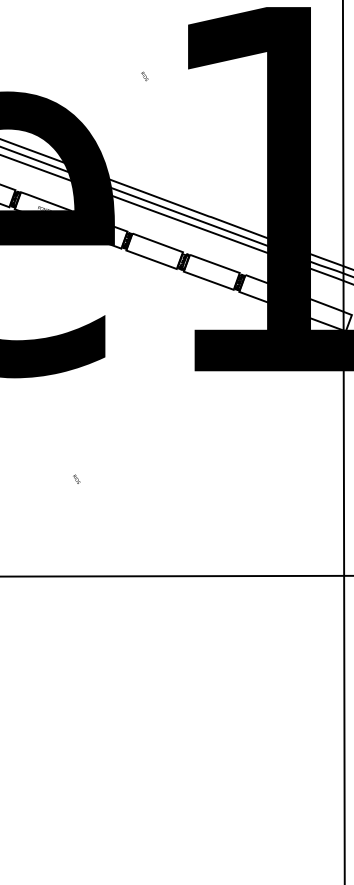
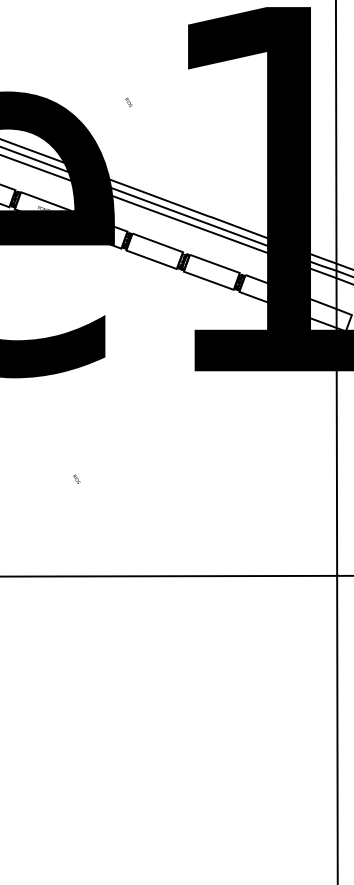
text position: (144, 76) -> (128, 102) (128, 102)
line position: (343, 441) -> (336, 441) (336, 441)
